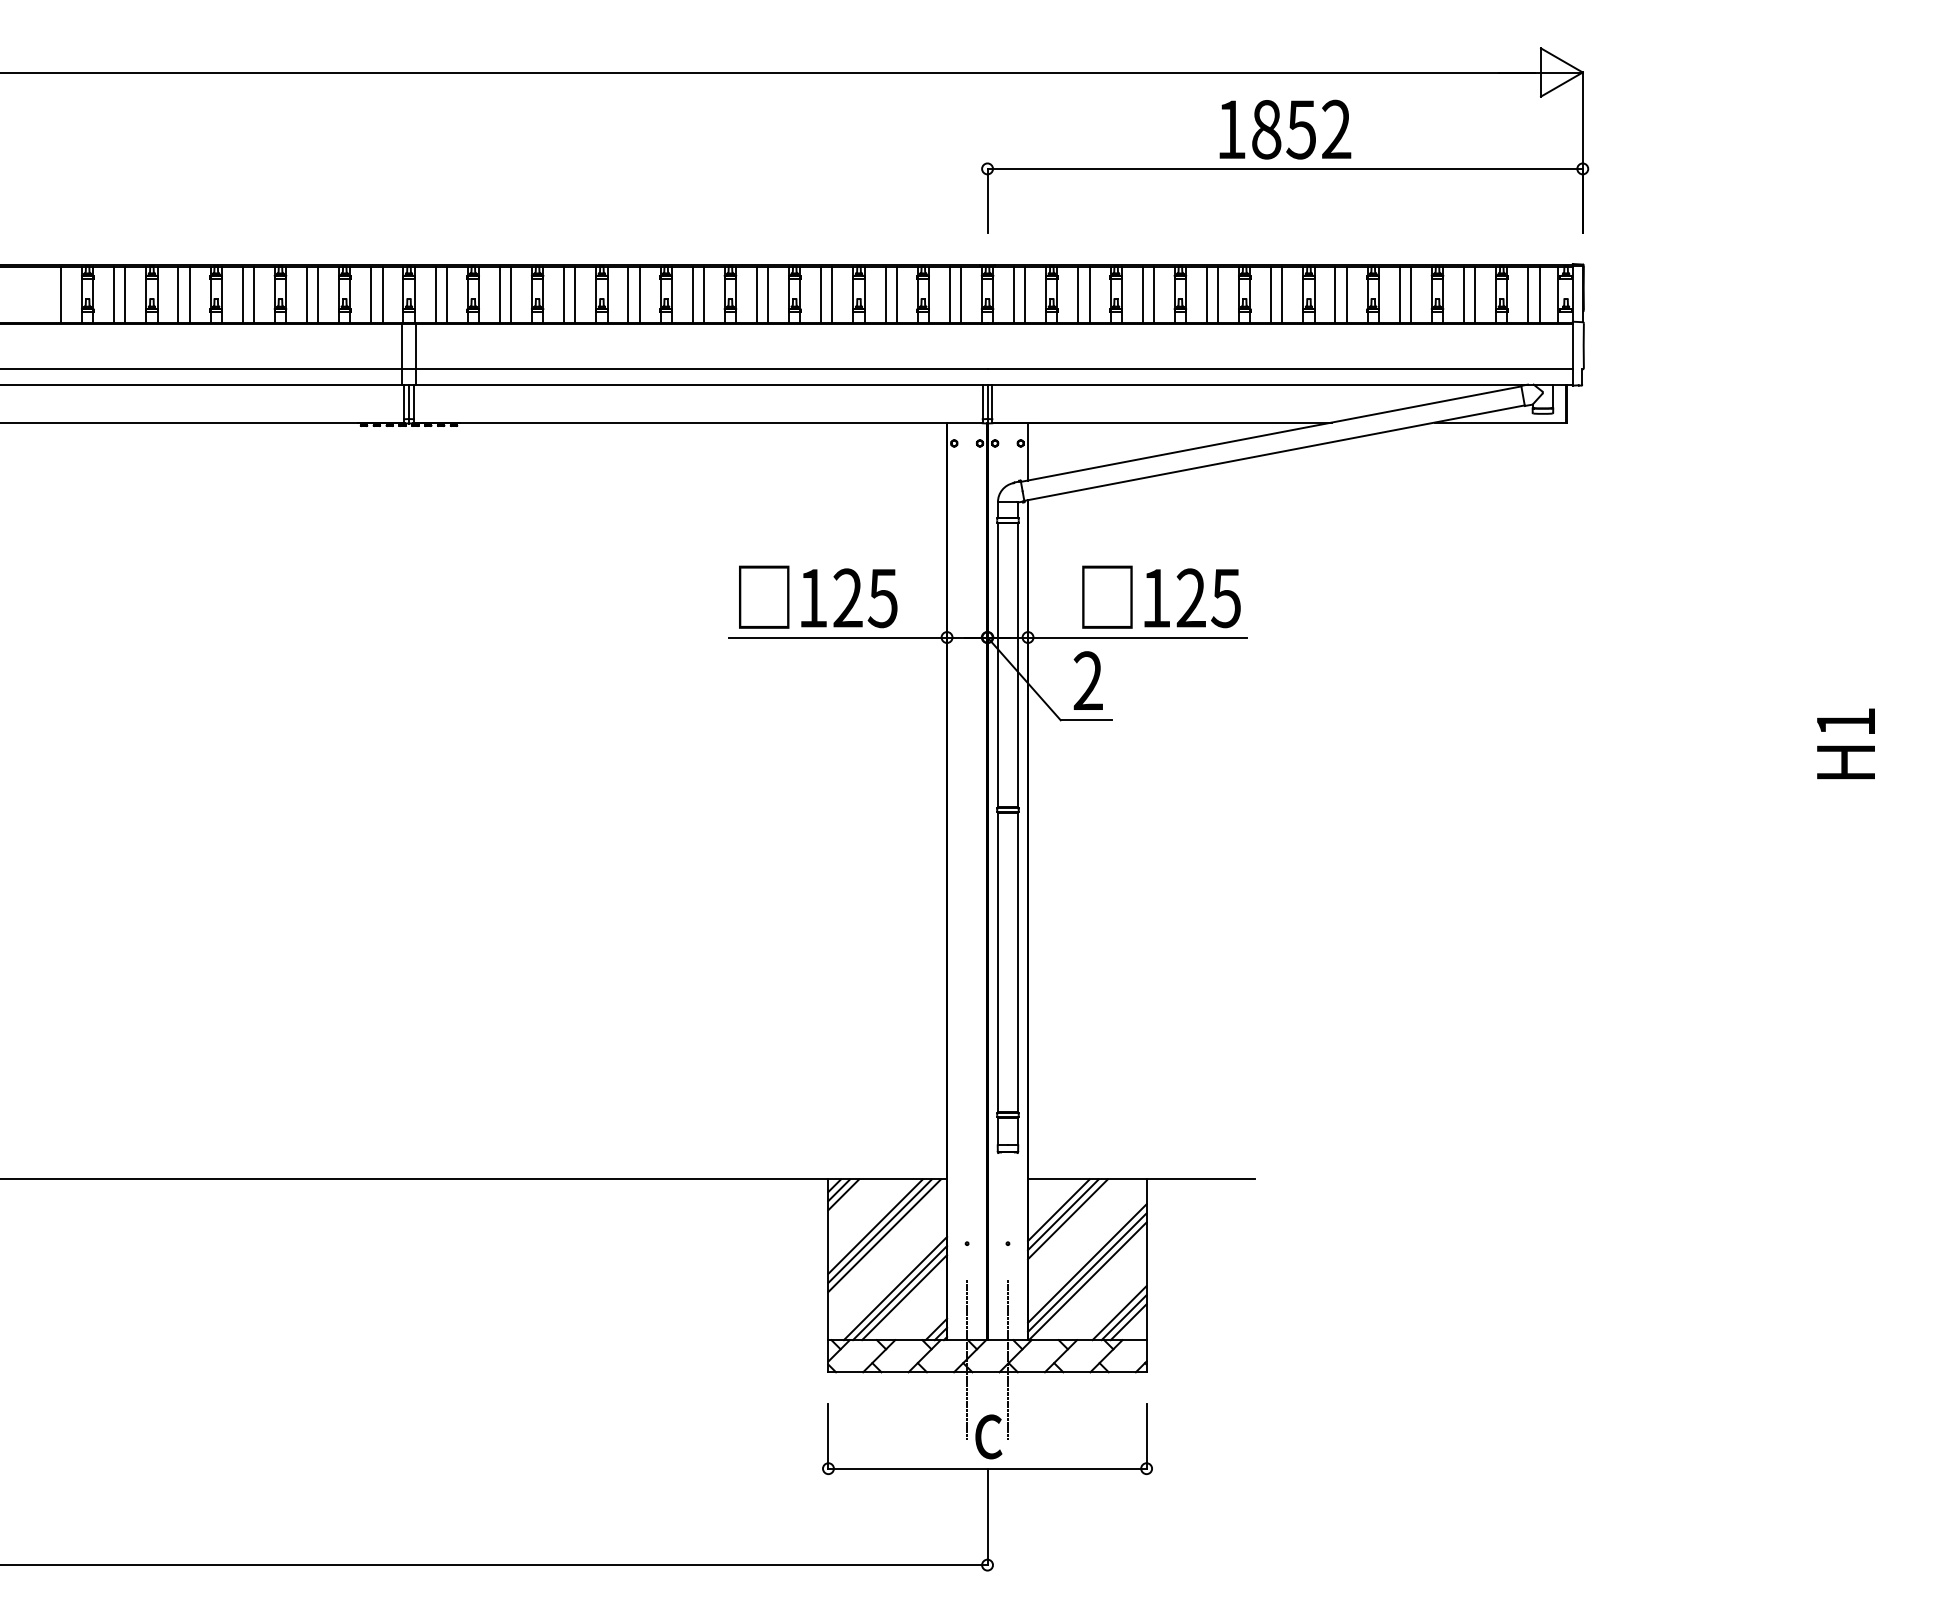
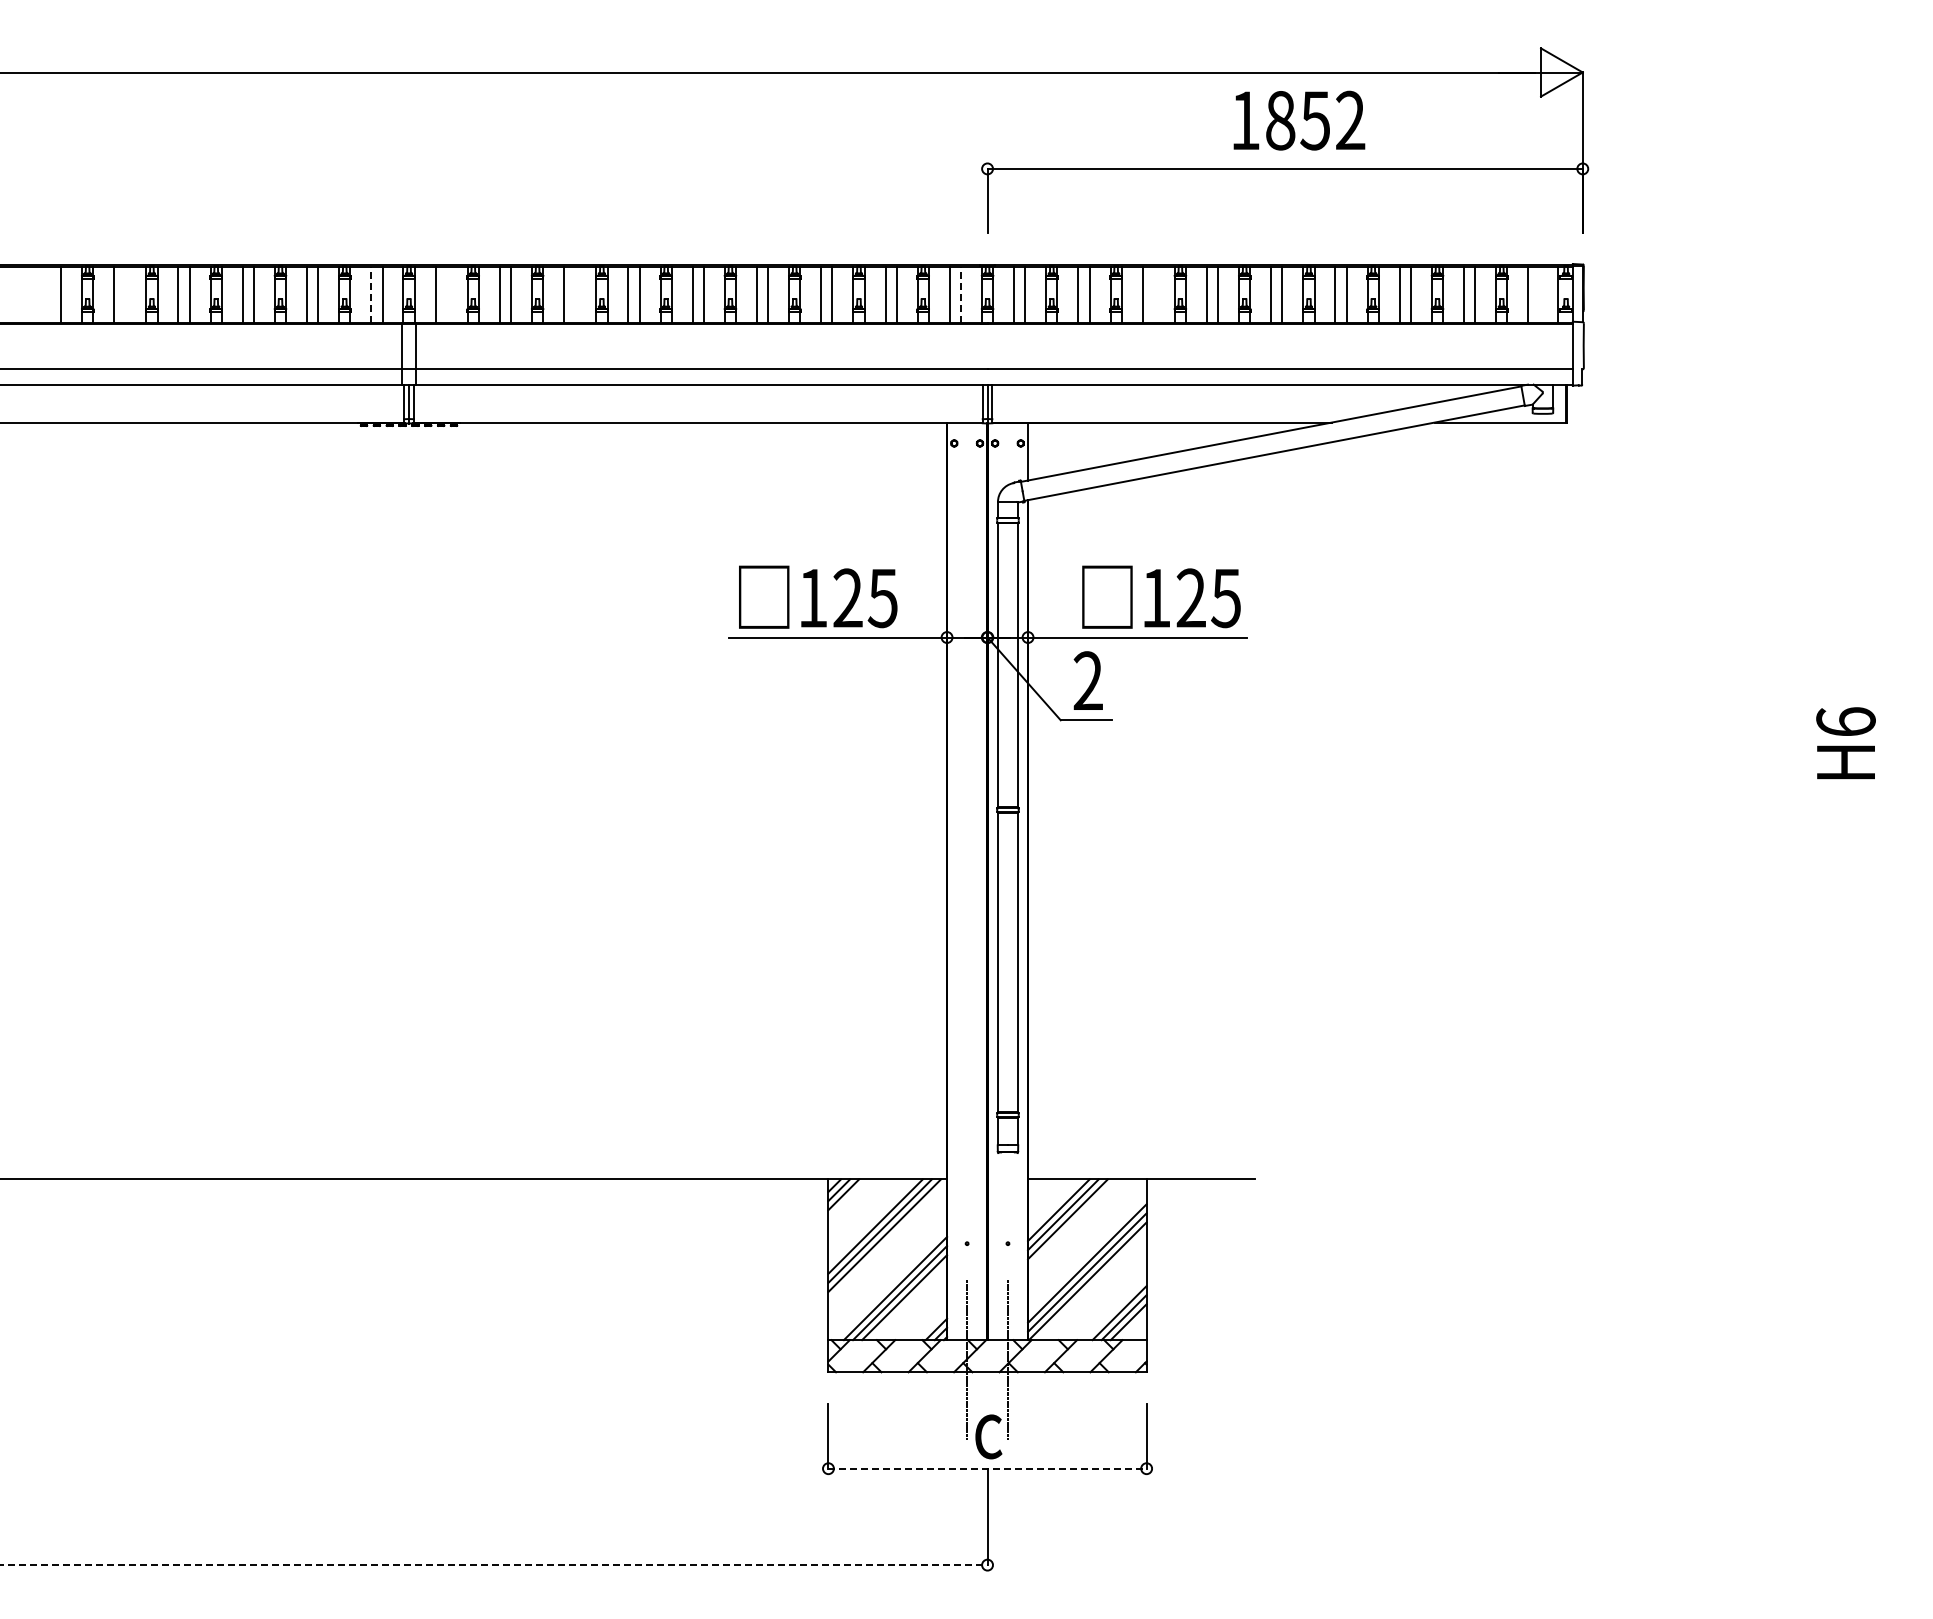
text position: (1285, 129) -> (1299, 120) (1299, 120)
line: present -> none (125, 294)
line: solid -> dashed (371, 294)
line: present -> none (446, 294)
line: present -> none (575, 294)
line: solid -> dashed (961, 294)
line: present -> none (1153, 294)
line: present -> none (1539, 294)
text: H1 -> H6 (1845, 721)
line: solid -> dashed (988, 1468)
line: solid -> dashed (494, 1565)
